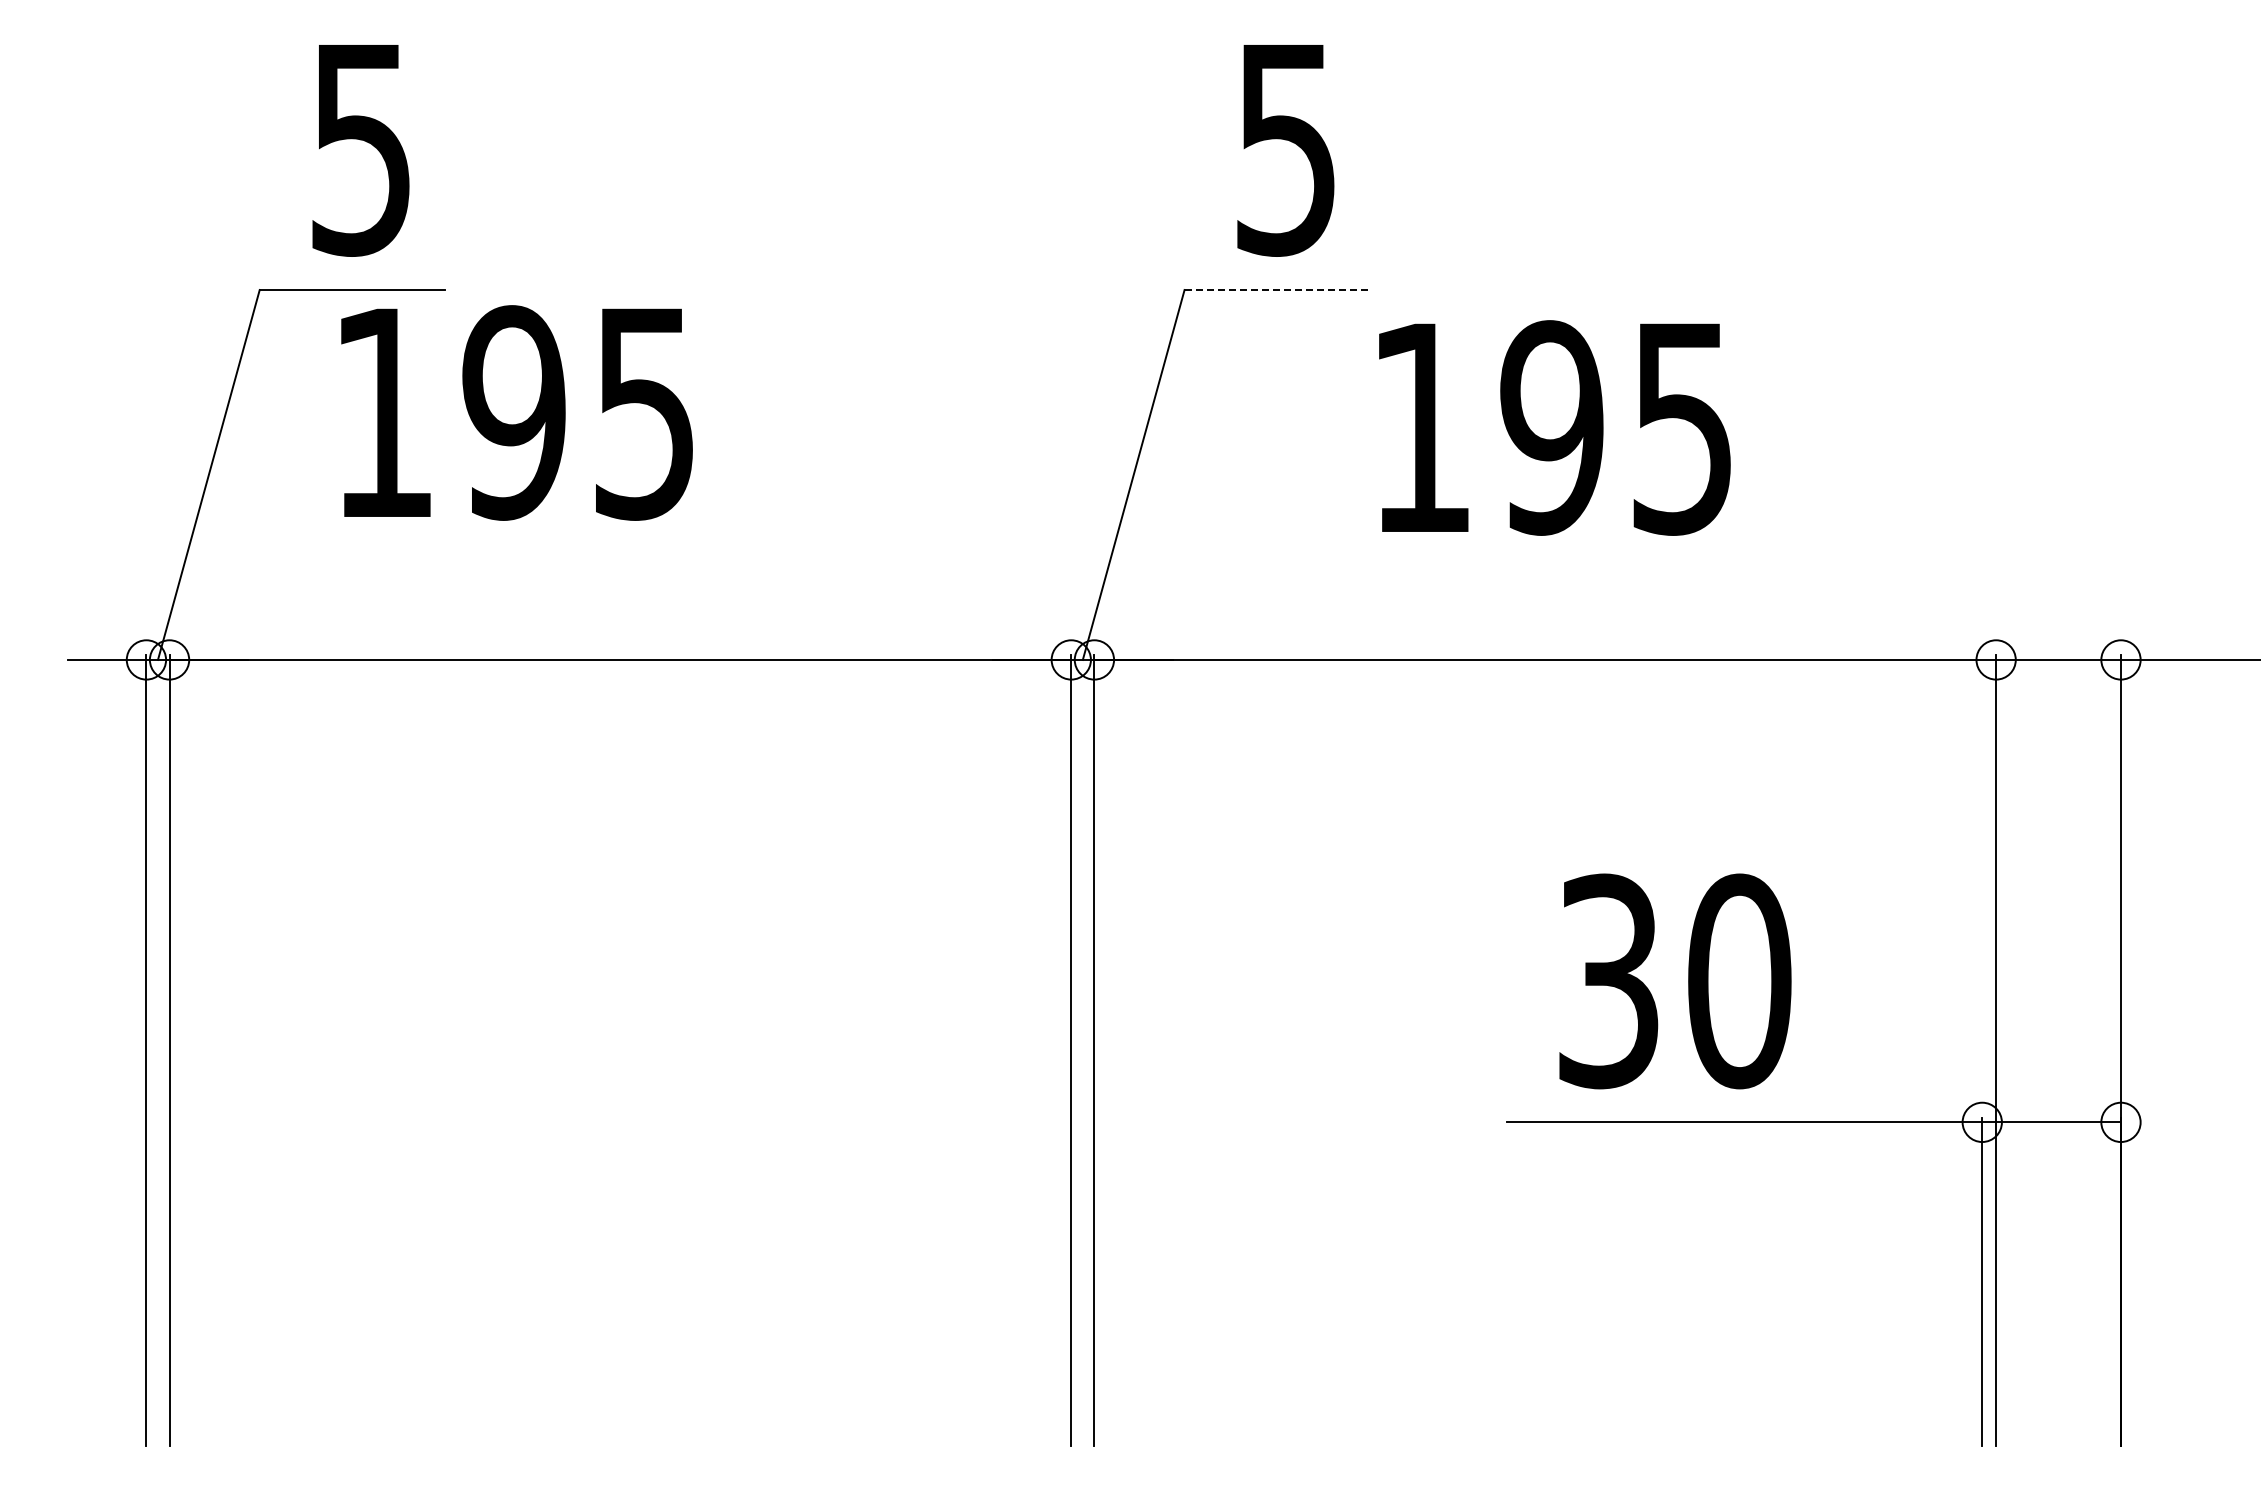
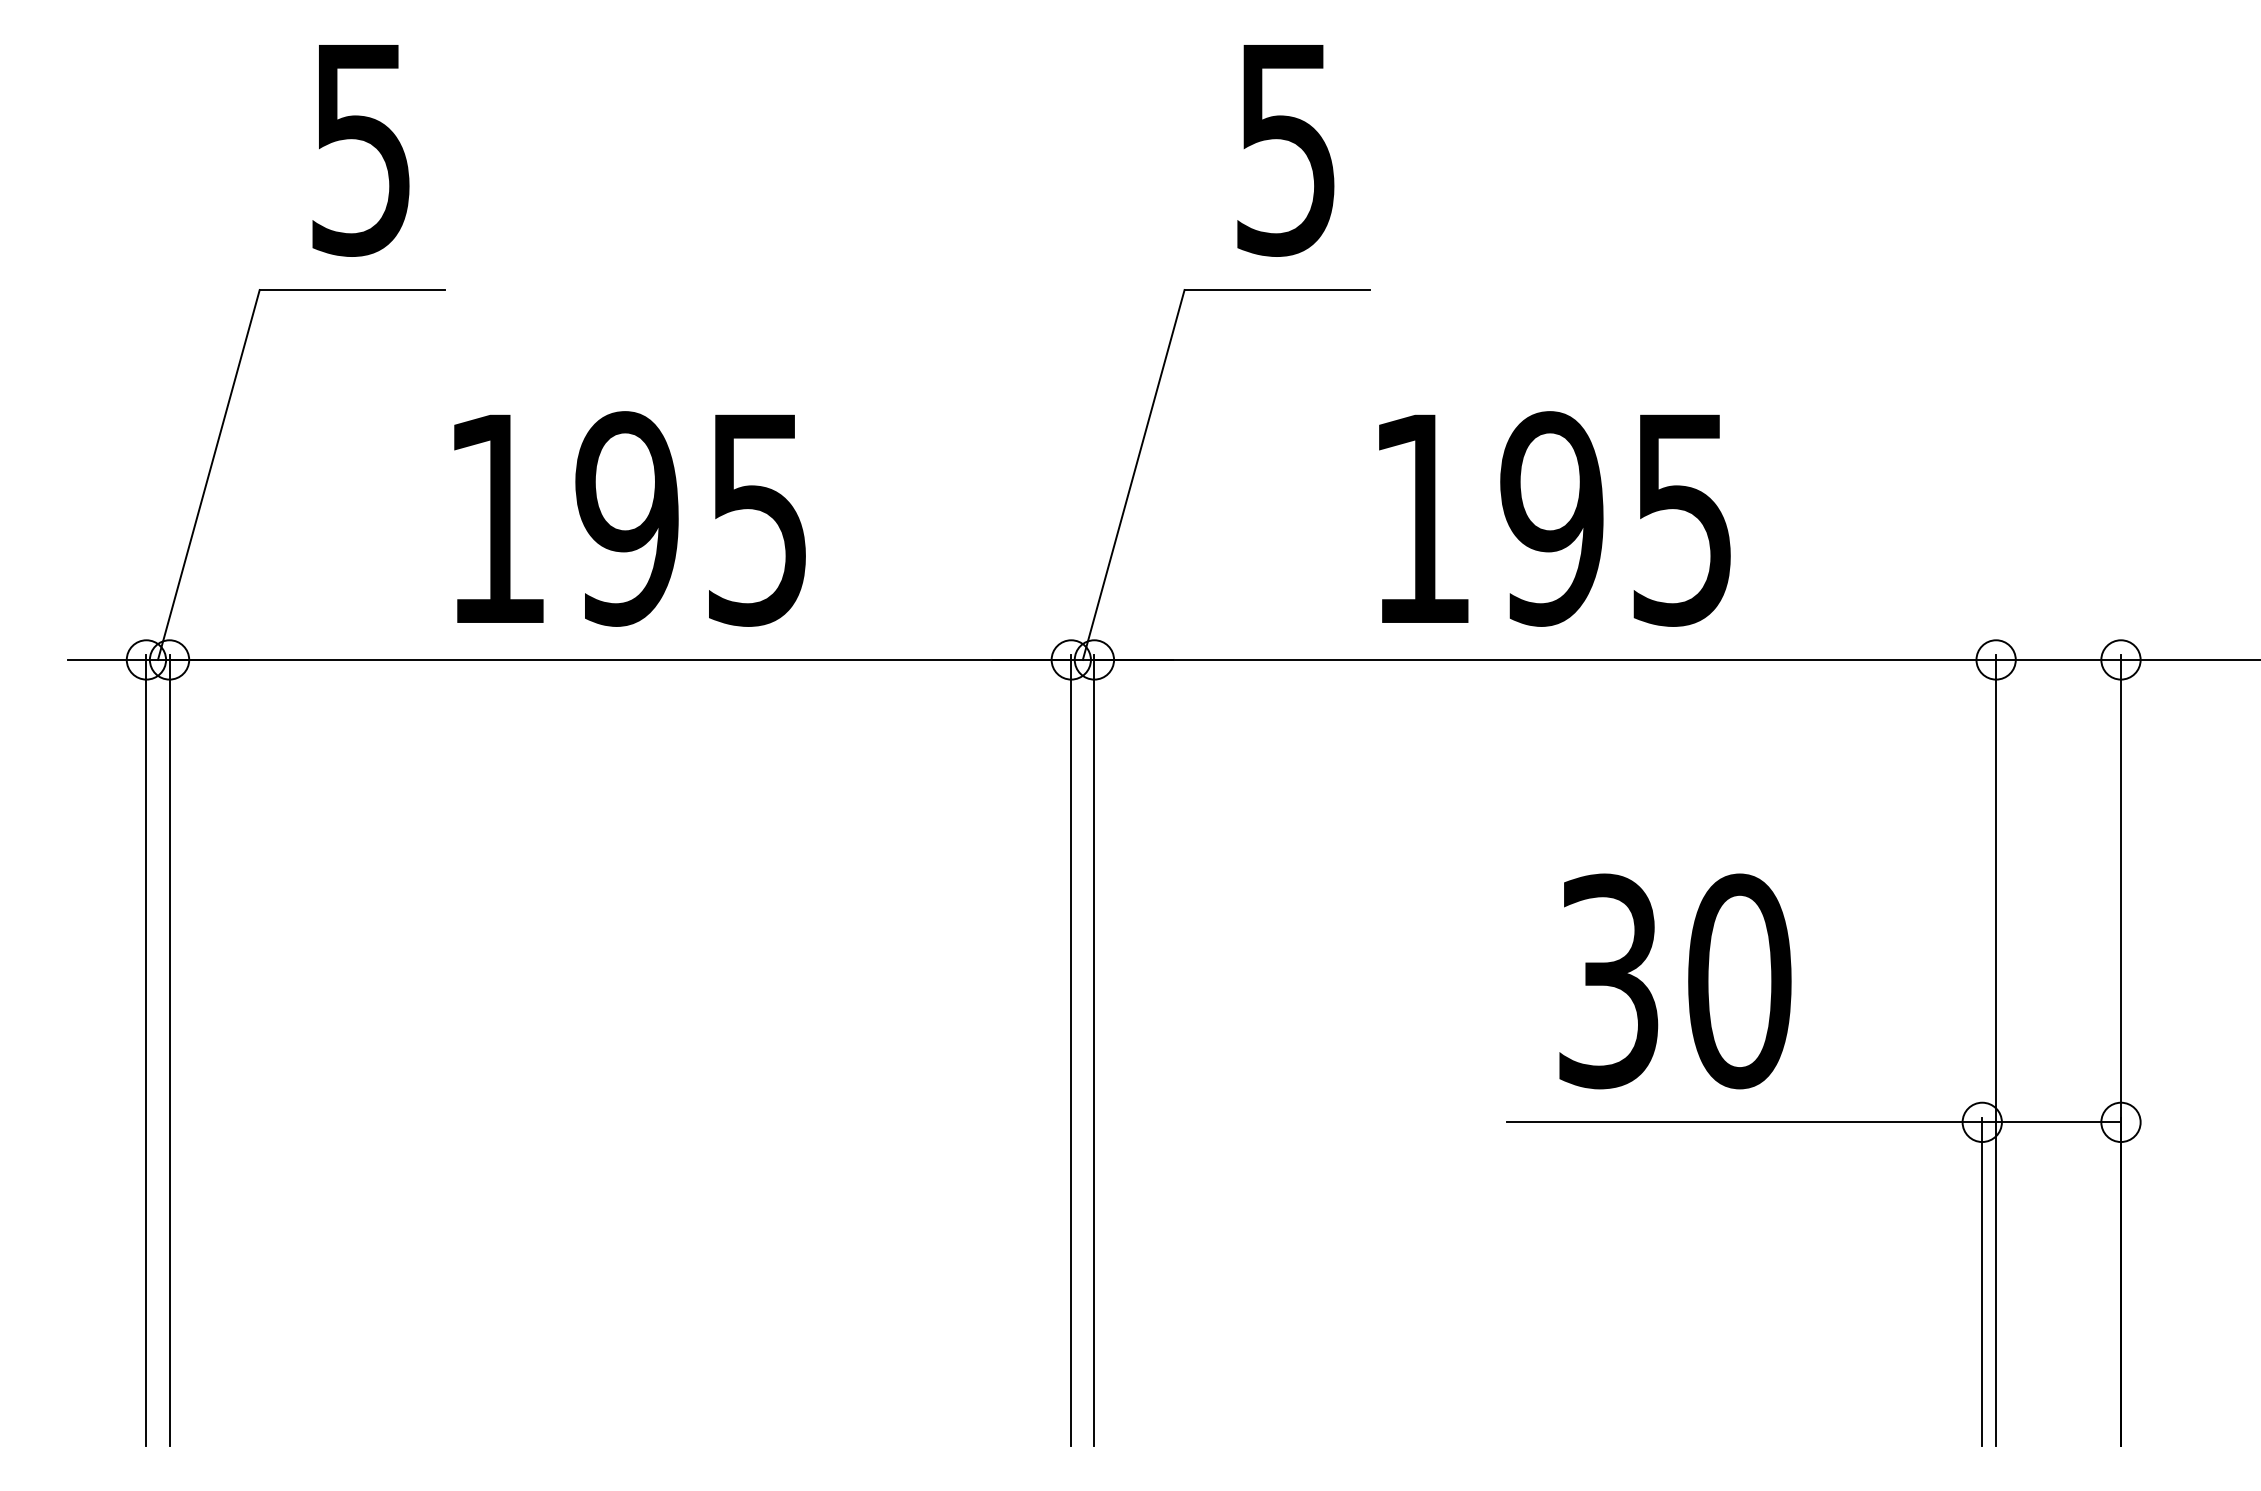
line: dashed -> solid (1277, 290)
text position: (516, 412) -> (629, 518) (629, 518)
text position: (1554, 427) -> (1554, 518) (1554, 518)
